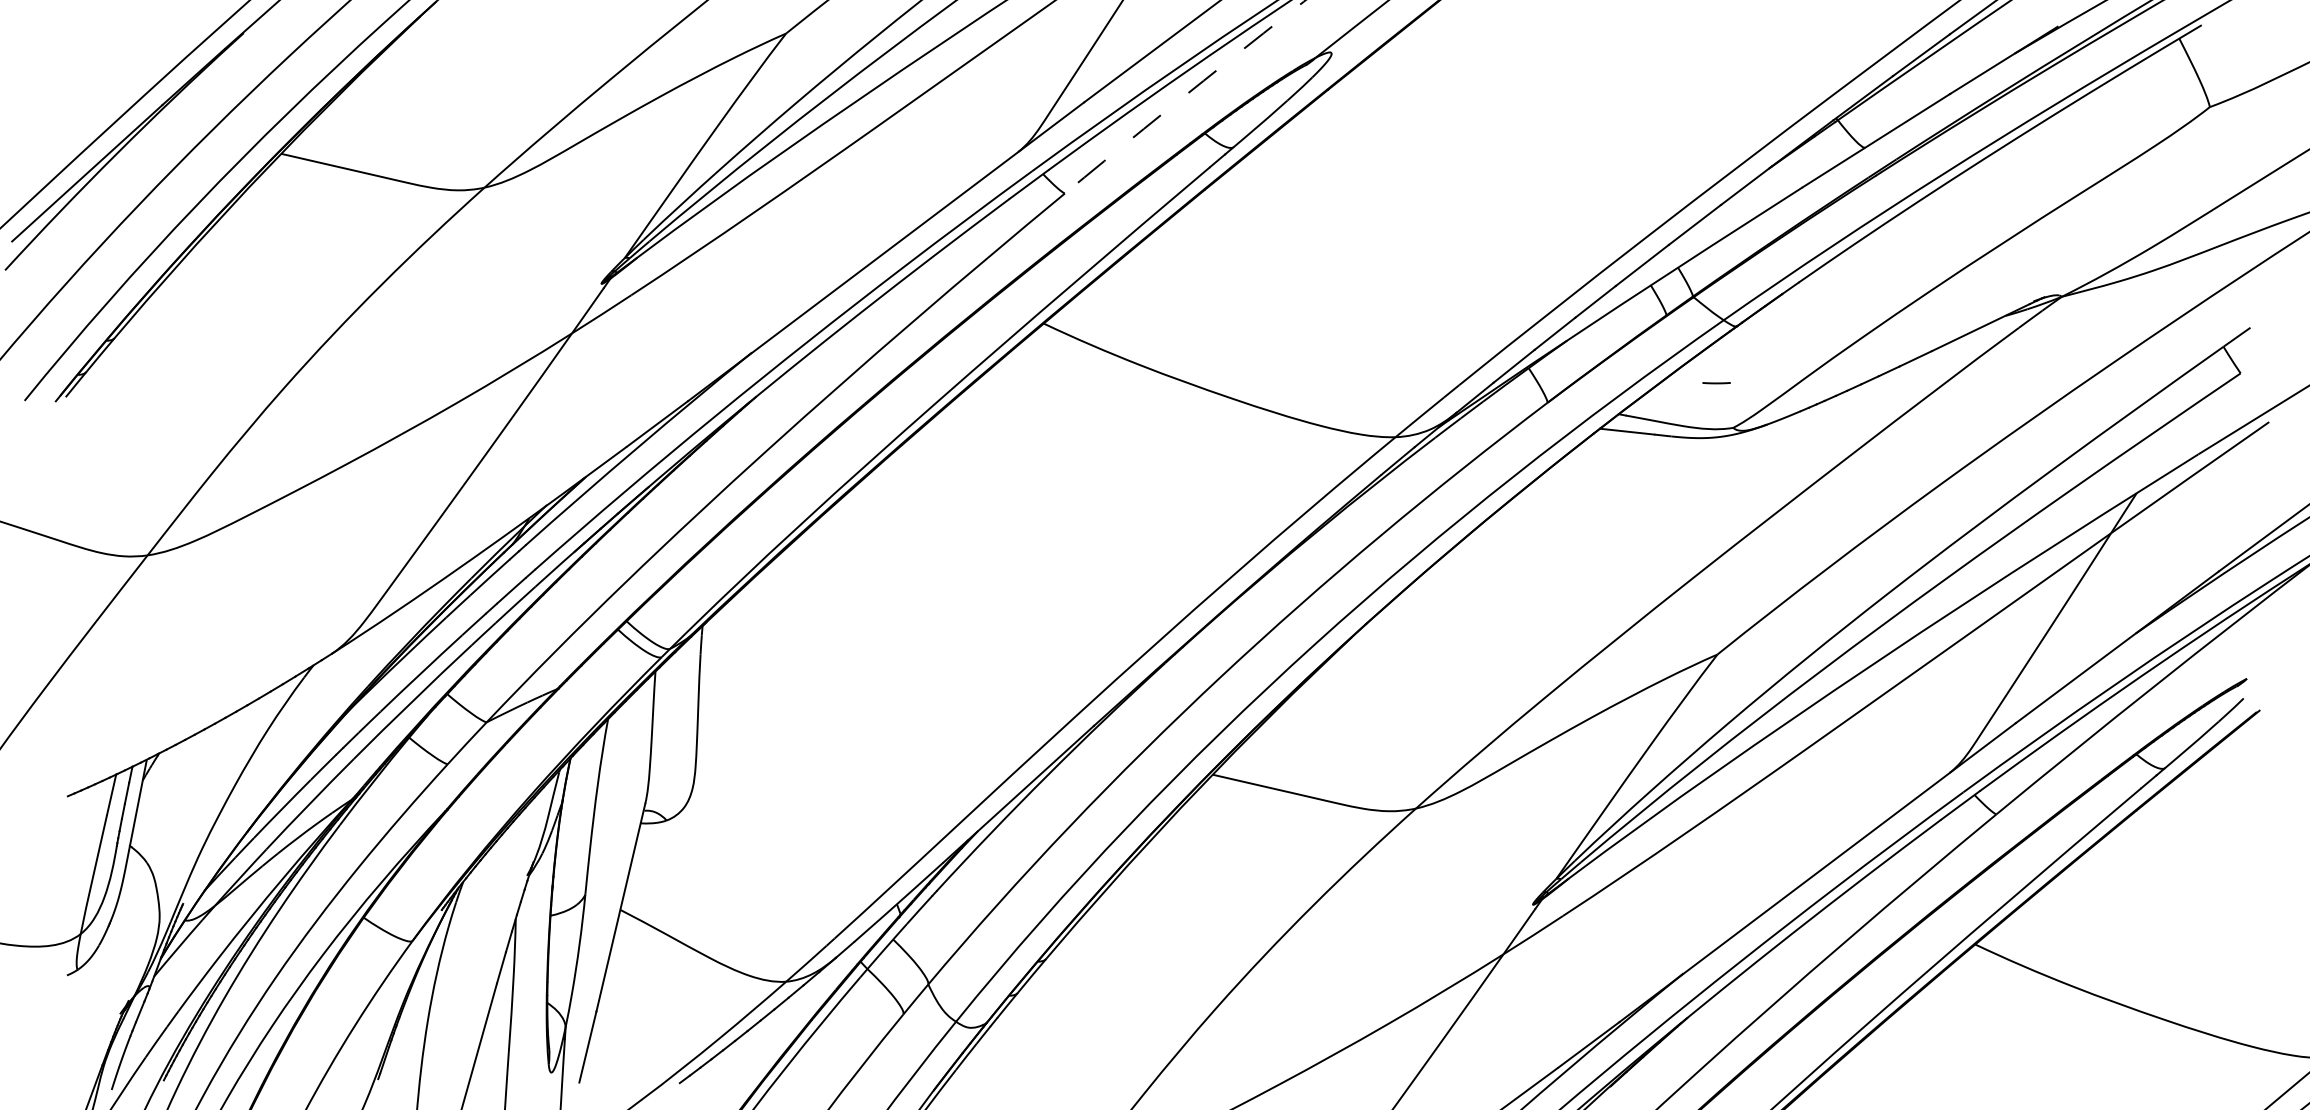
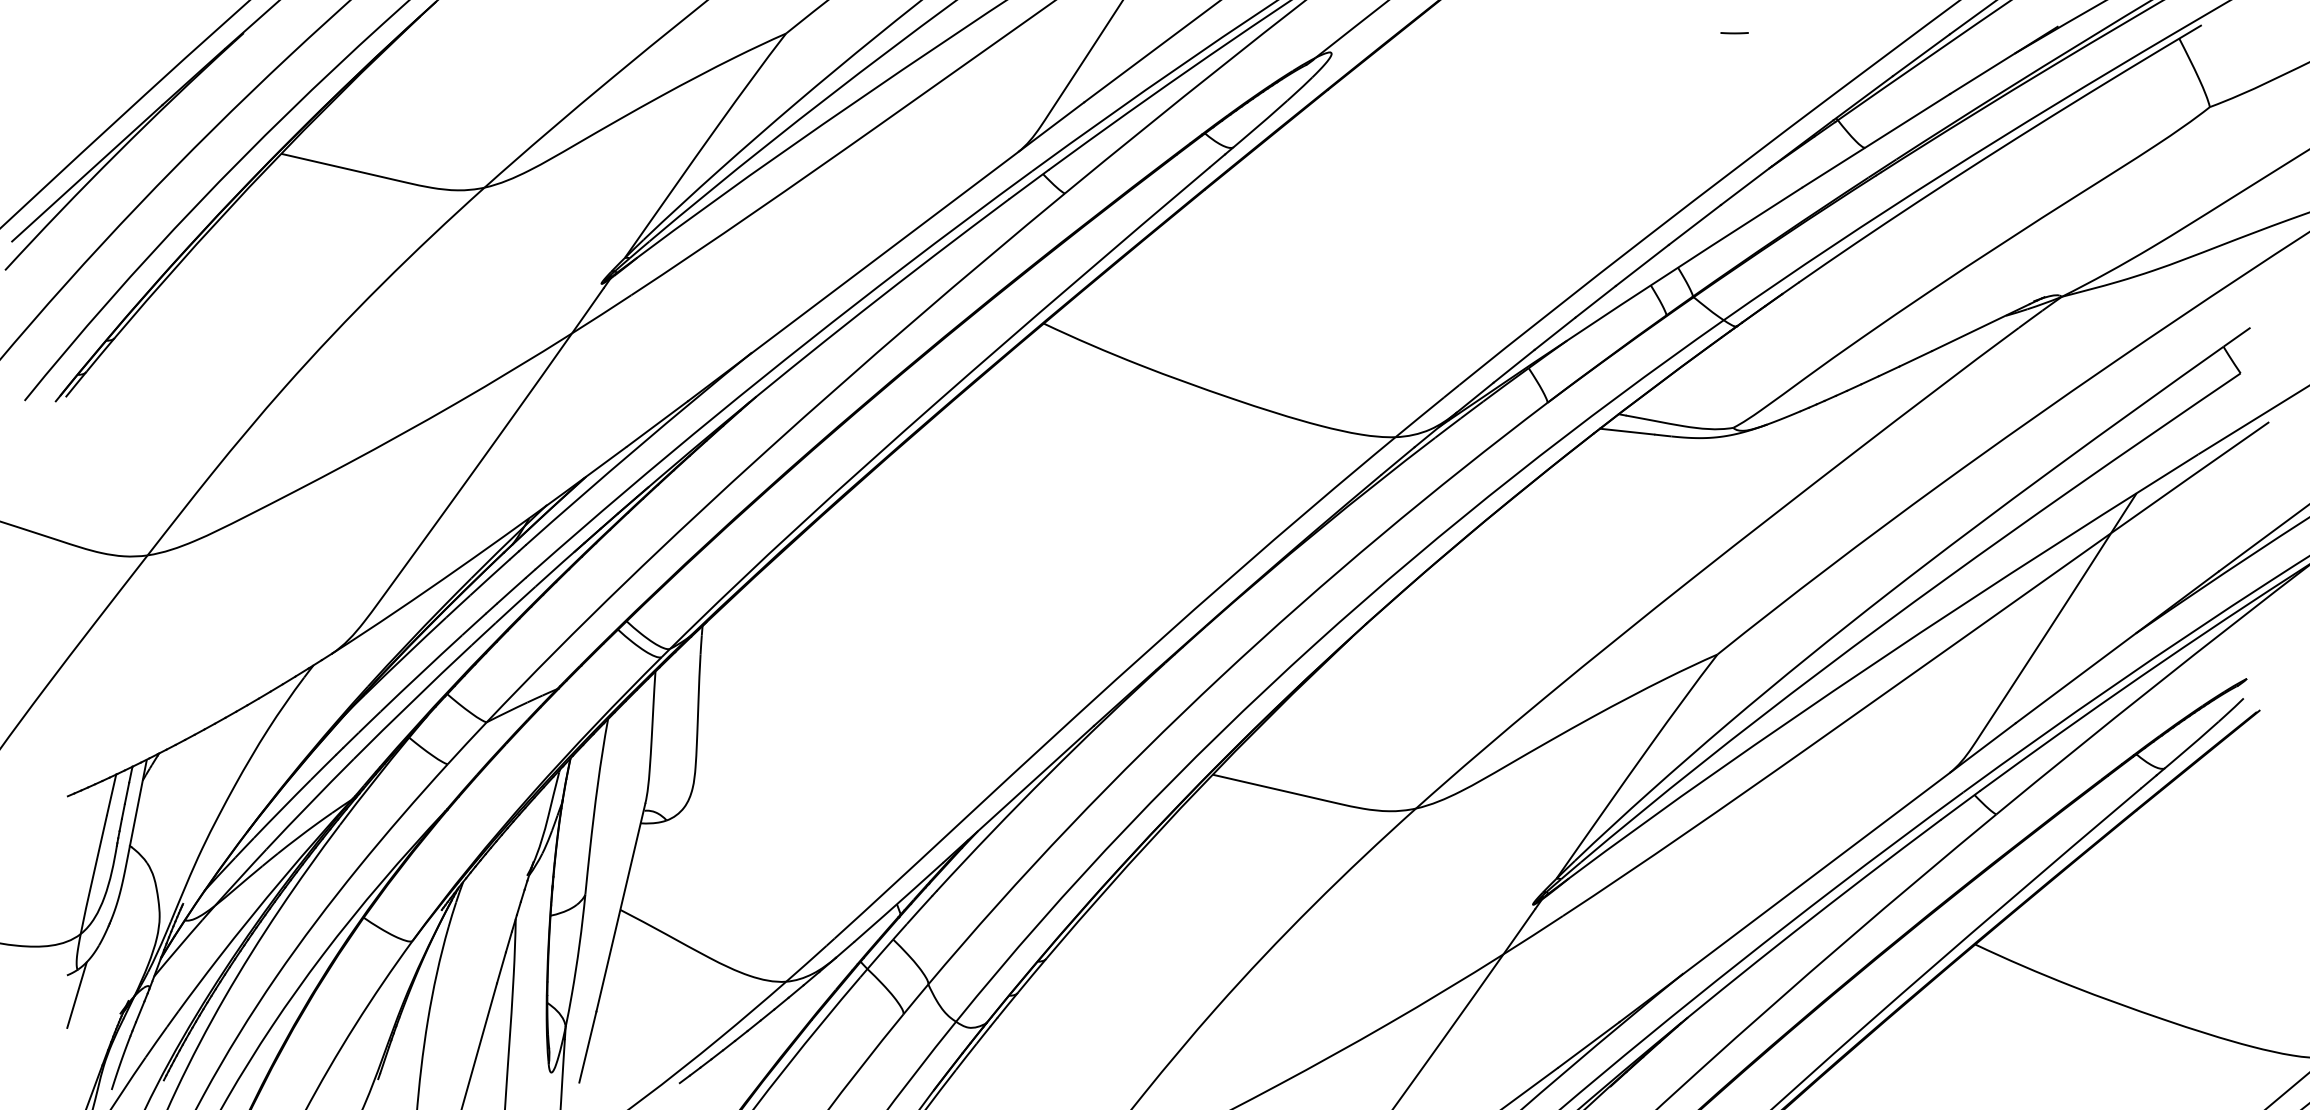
arc: dashed -> solid (1184, 95)
line position: (1716, 383) -> (1734, 33) (1734, 33)
line: none -> present (76, 994)
